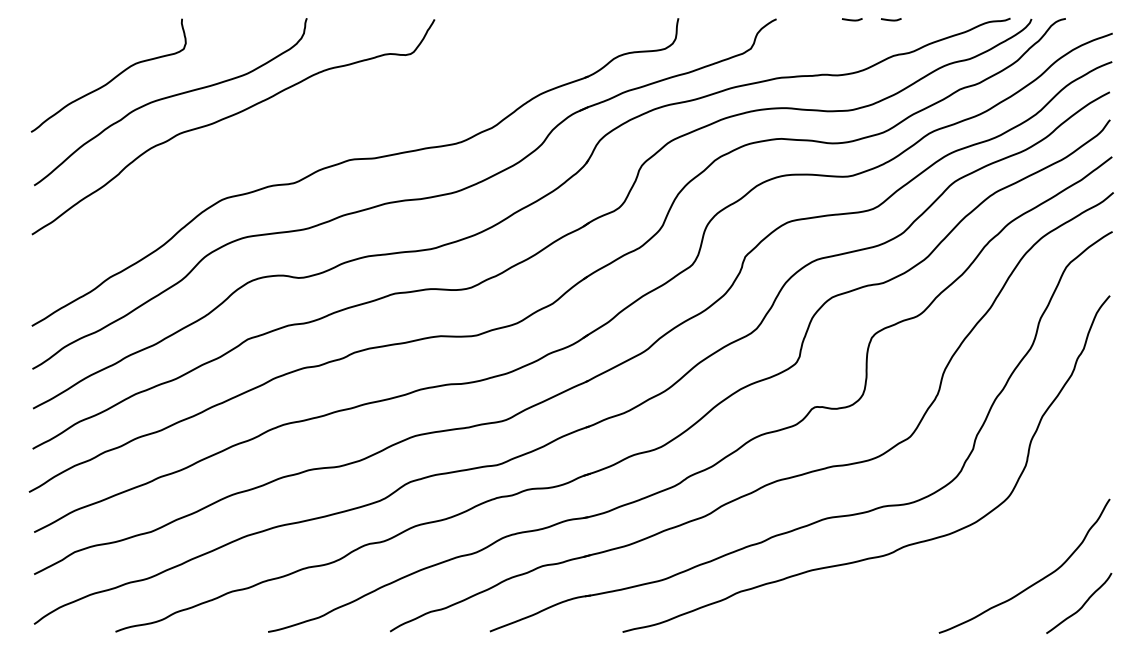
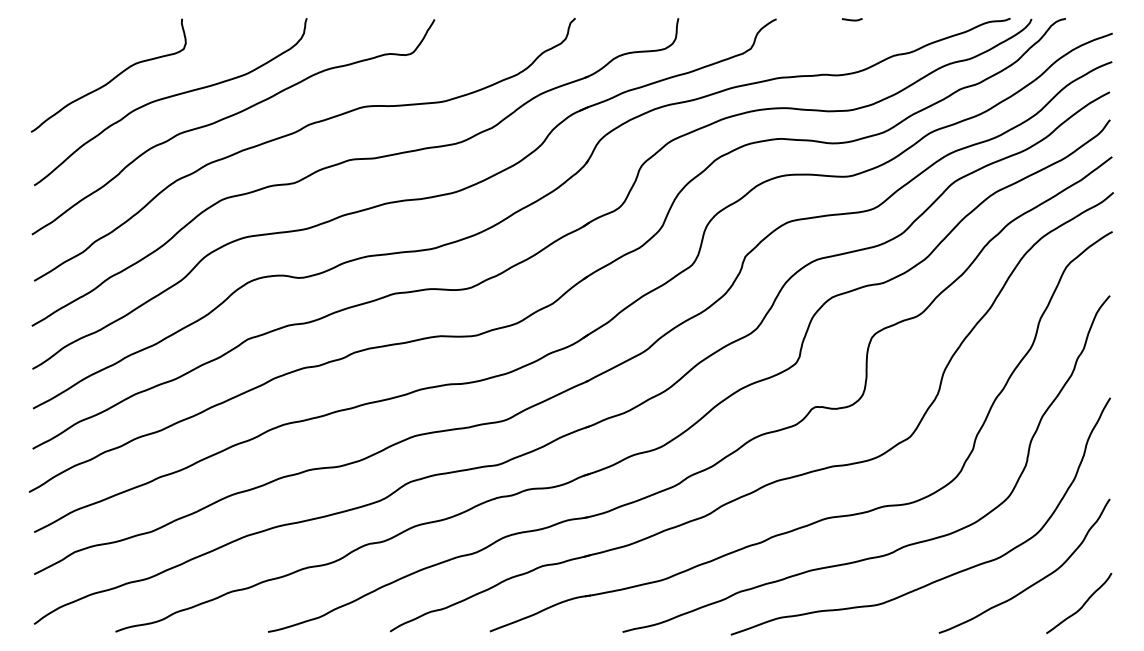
line: present -> none (891, 19)
curve: none -> present (295, 133)
curve: none -> present (942, 577)
